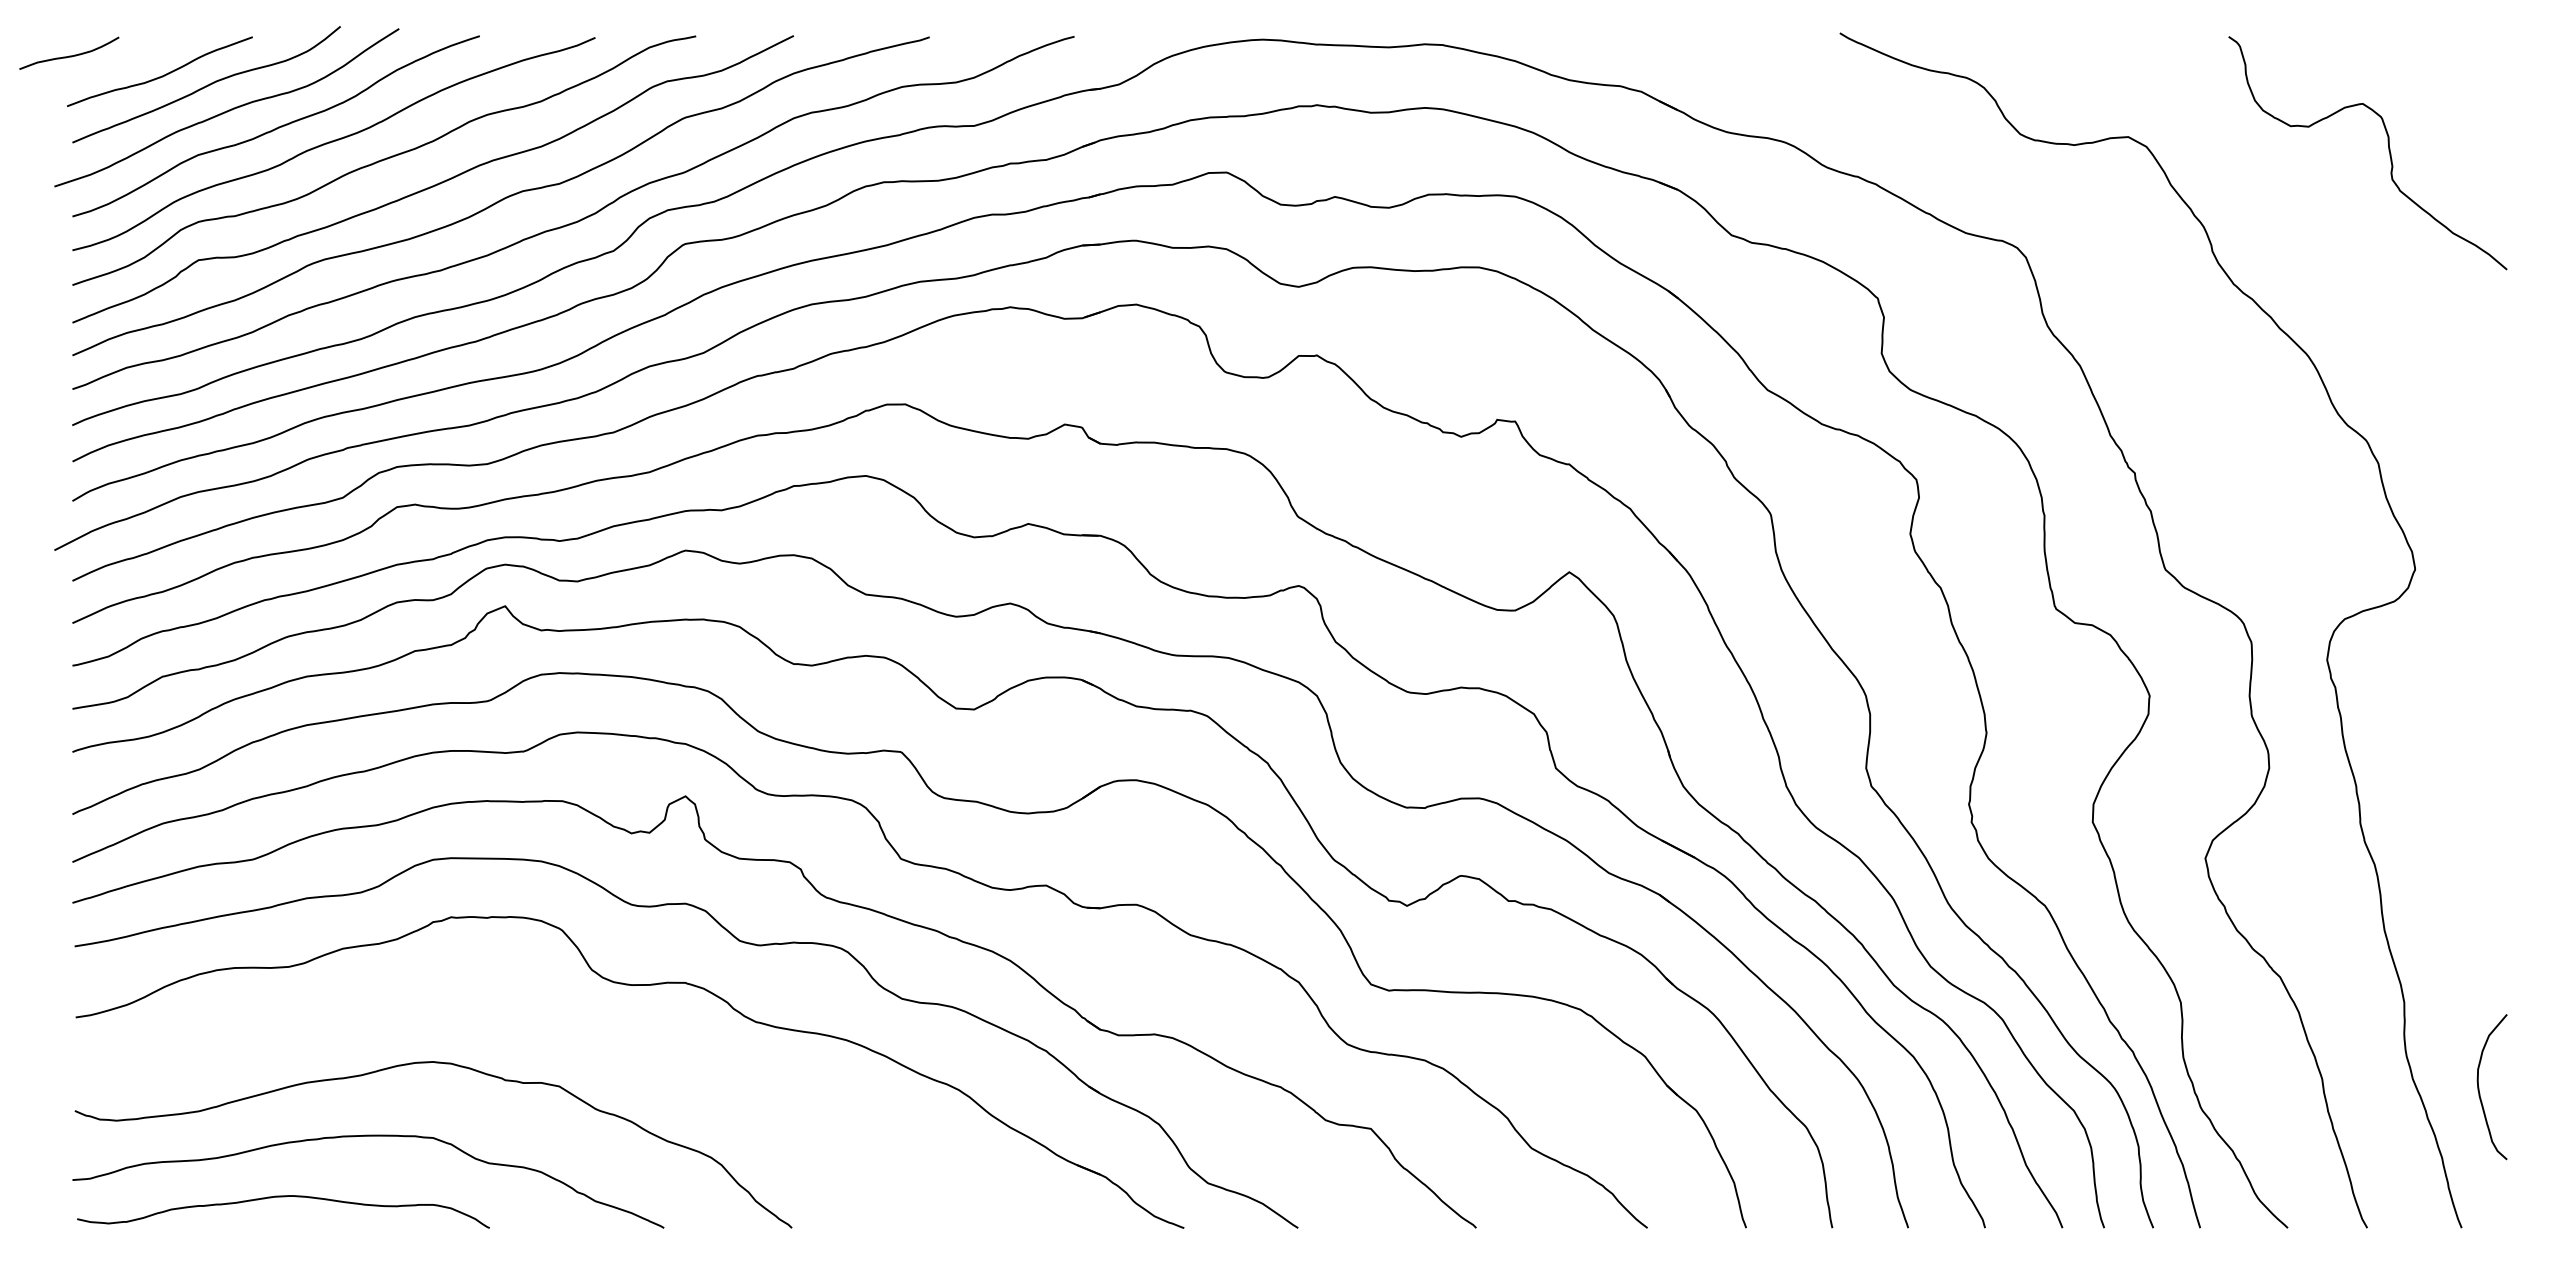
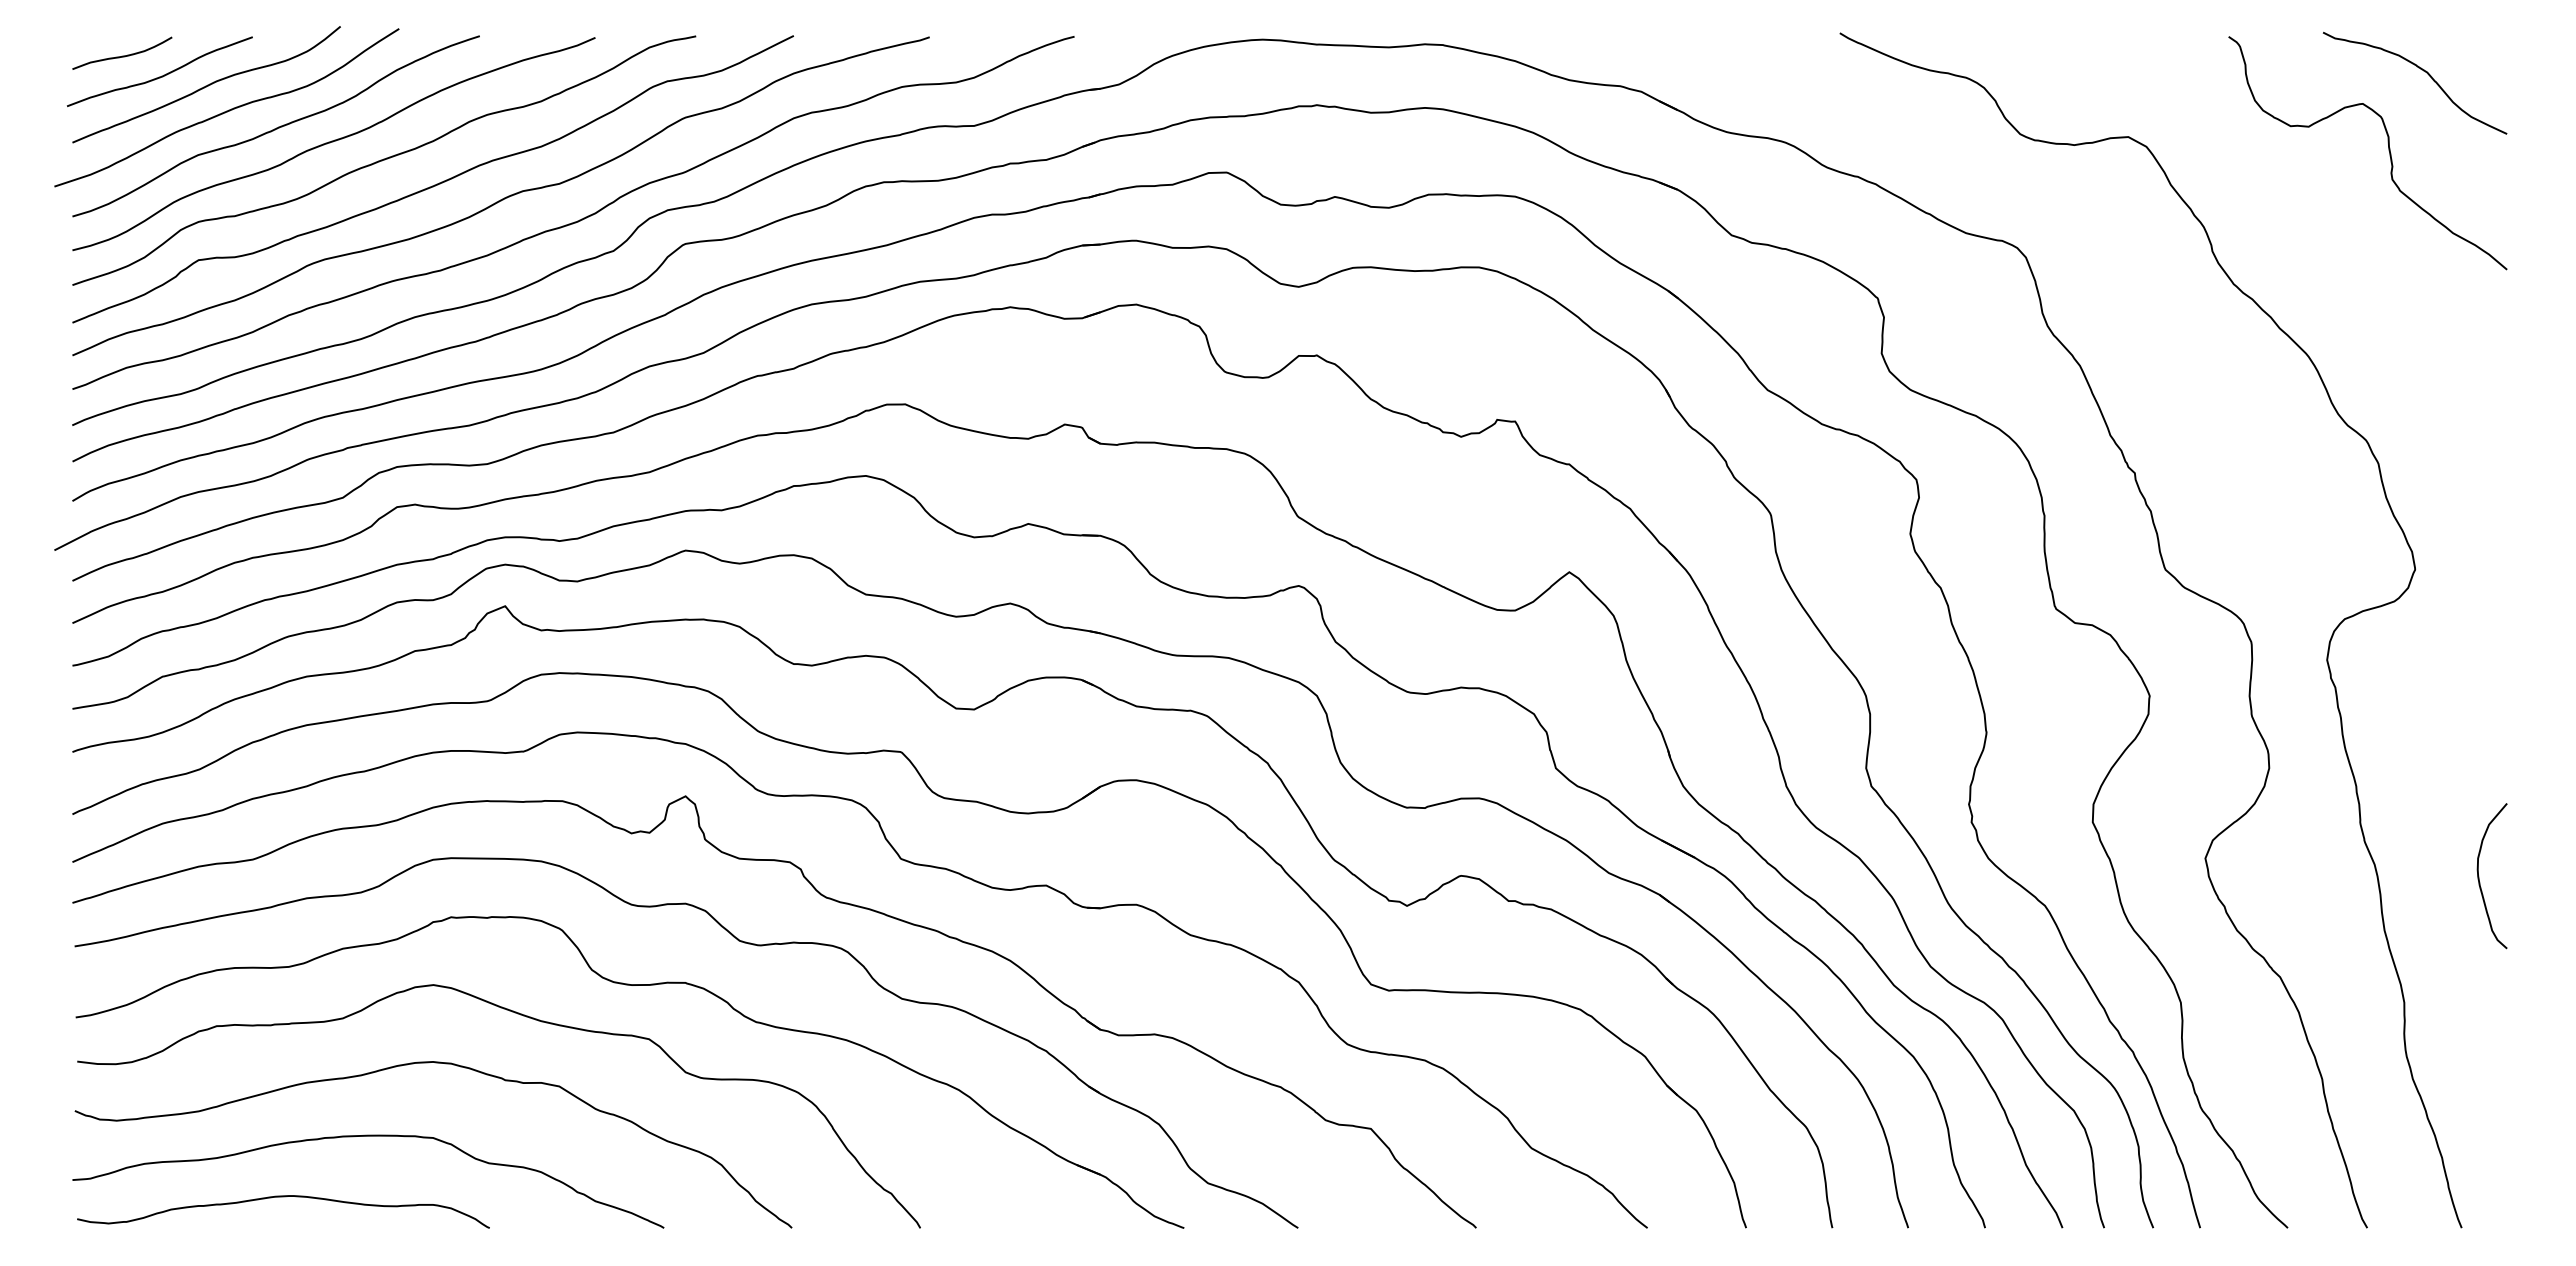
curve position: (69, 55) -> (122, 55) (122, 55)
curve: none -> present (2423, 71)
curve: none -> present (526, 1017)
curve position: (2479, 1087) -> (2479, 876) (2479, 876)
